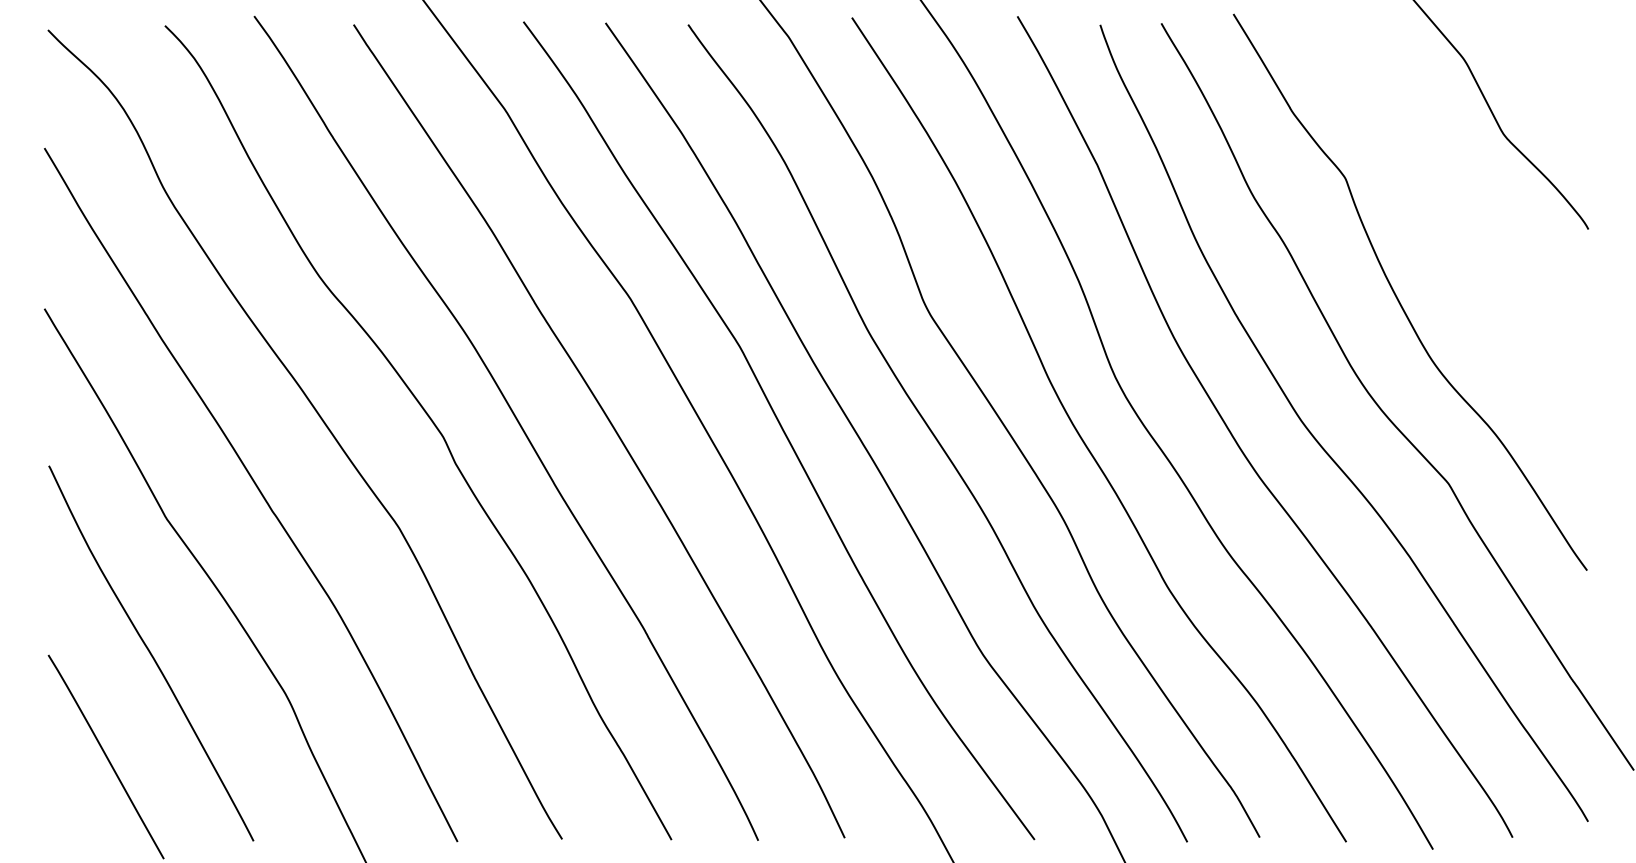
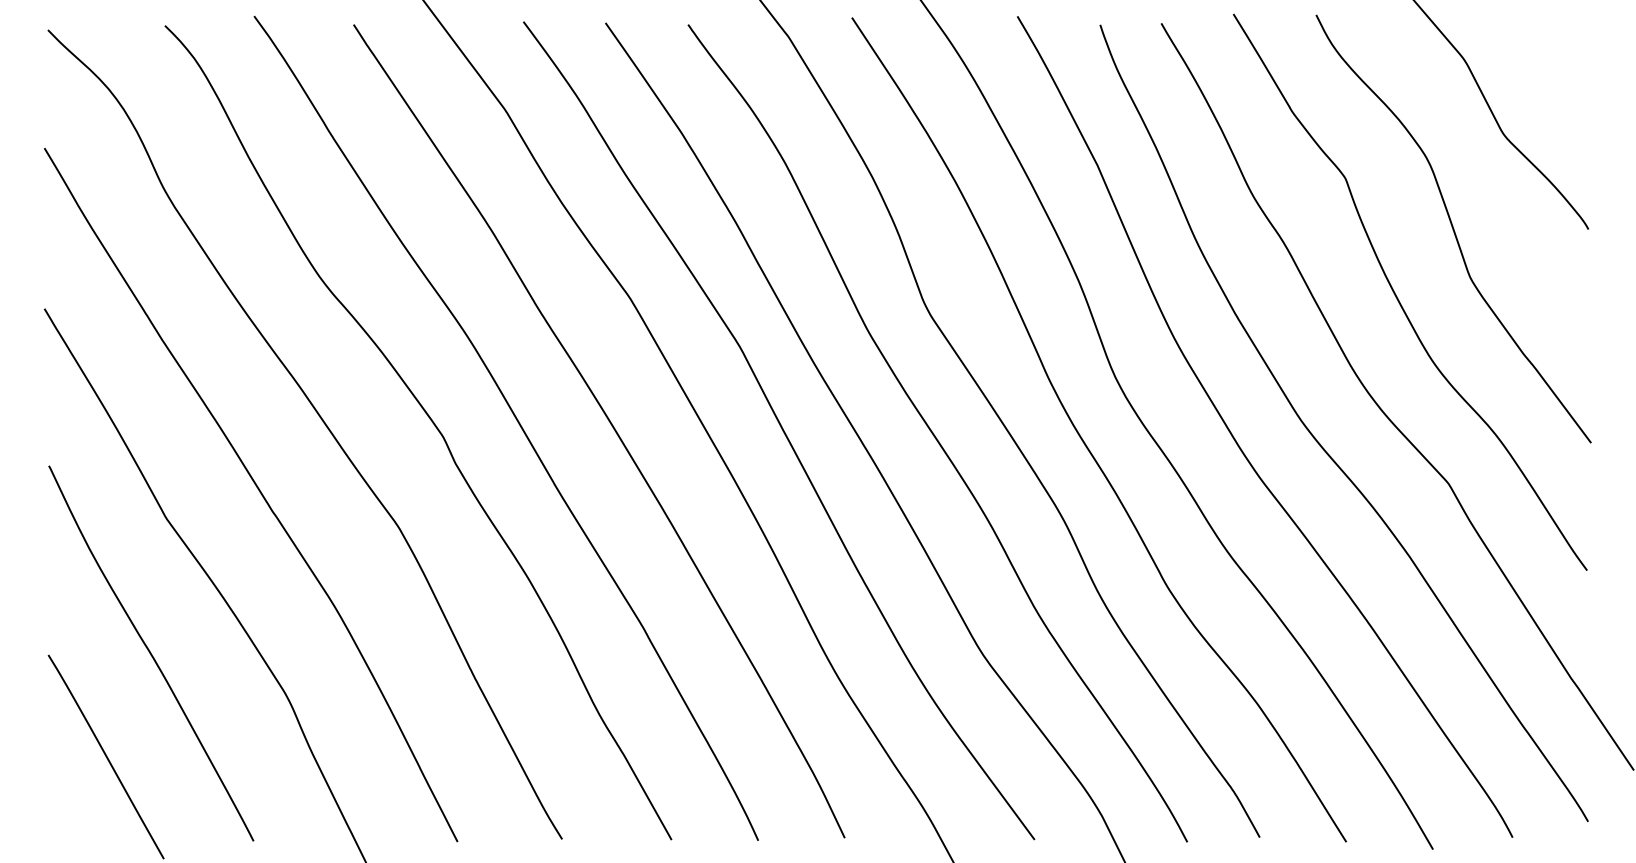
curve: none -> present (1453, 228)
